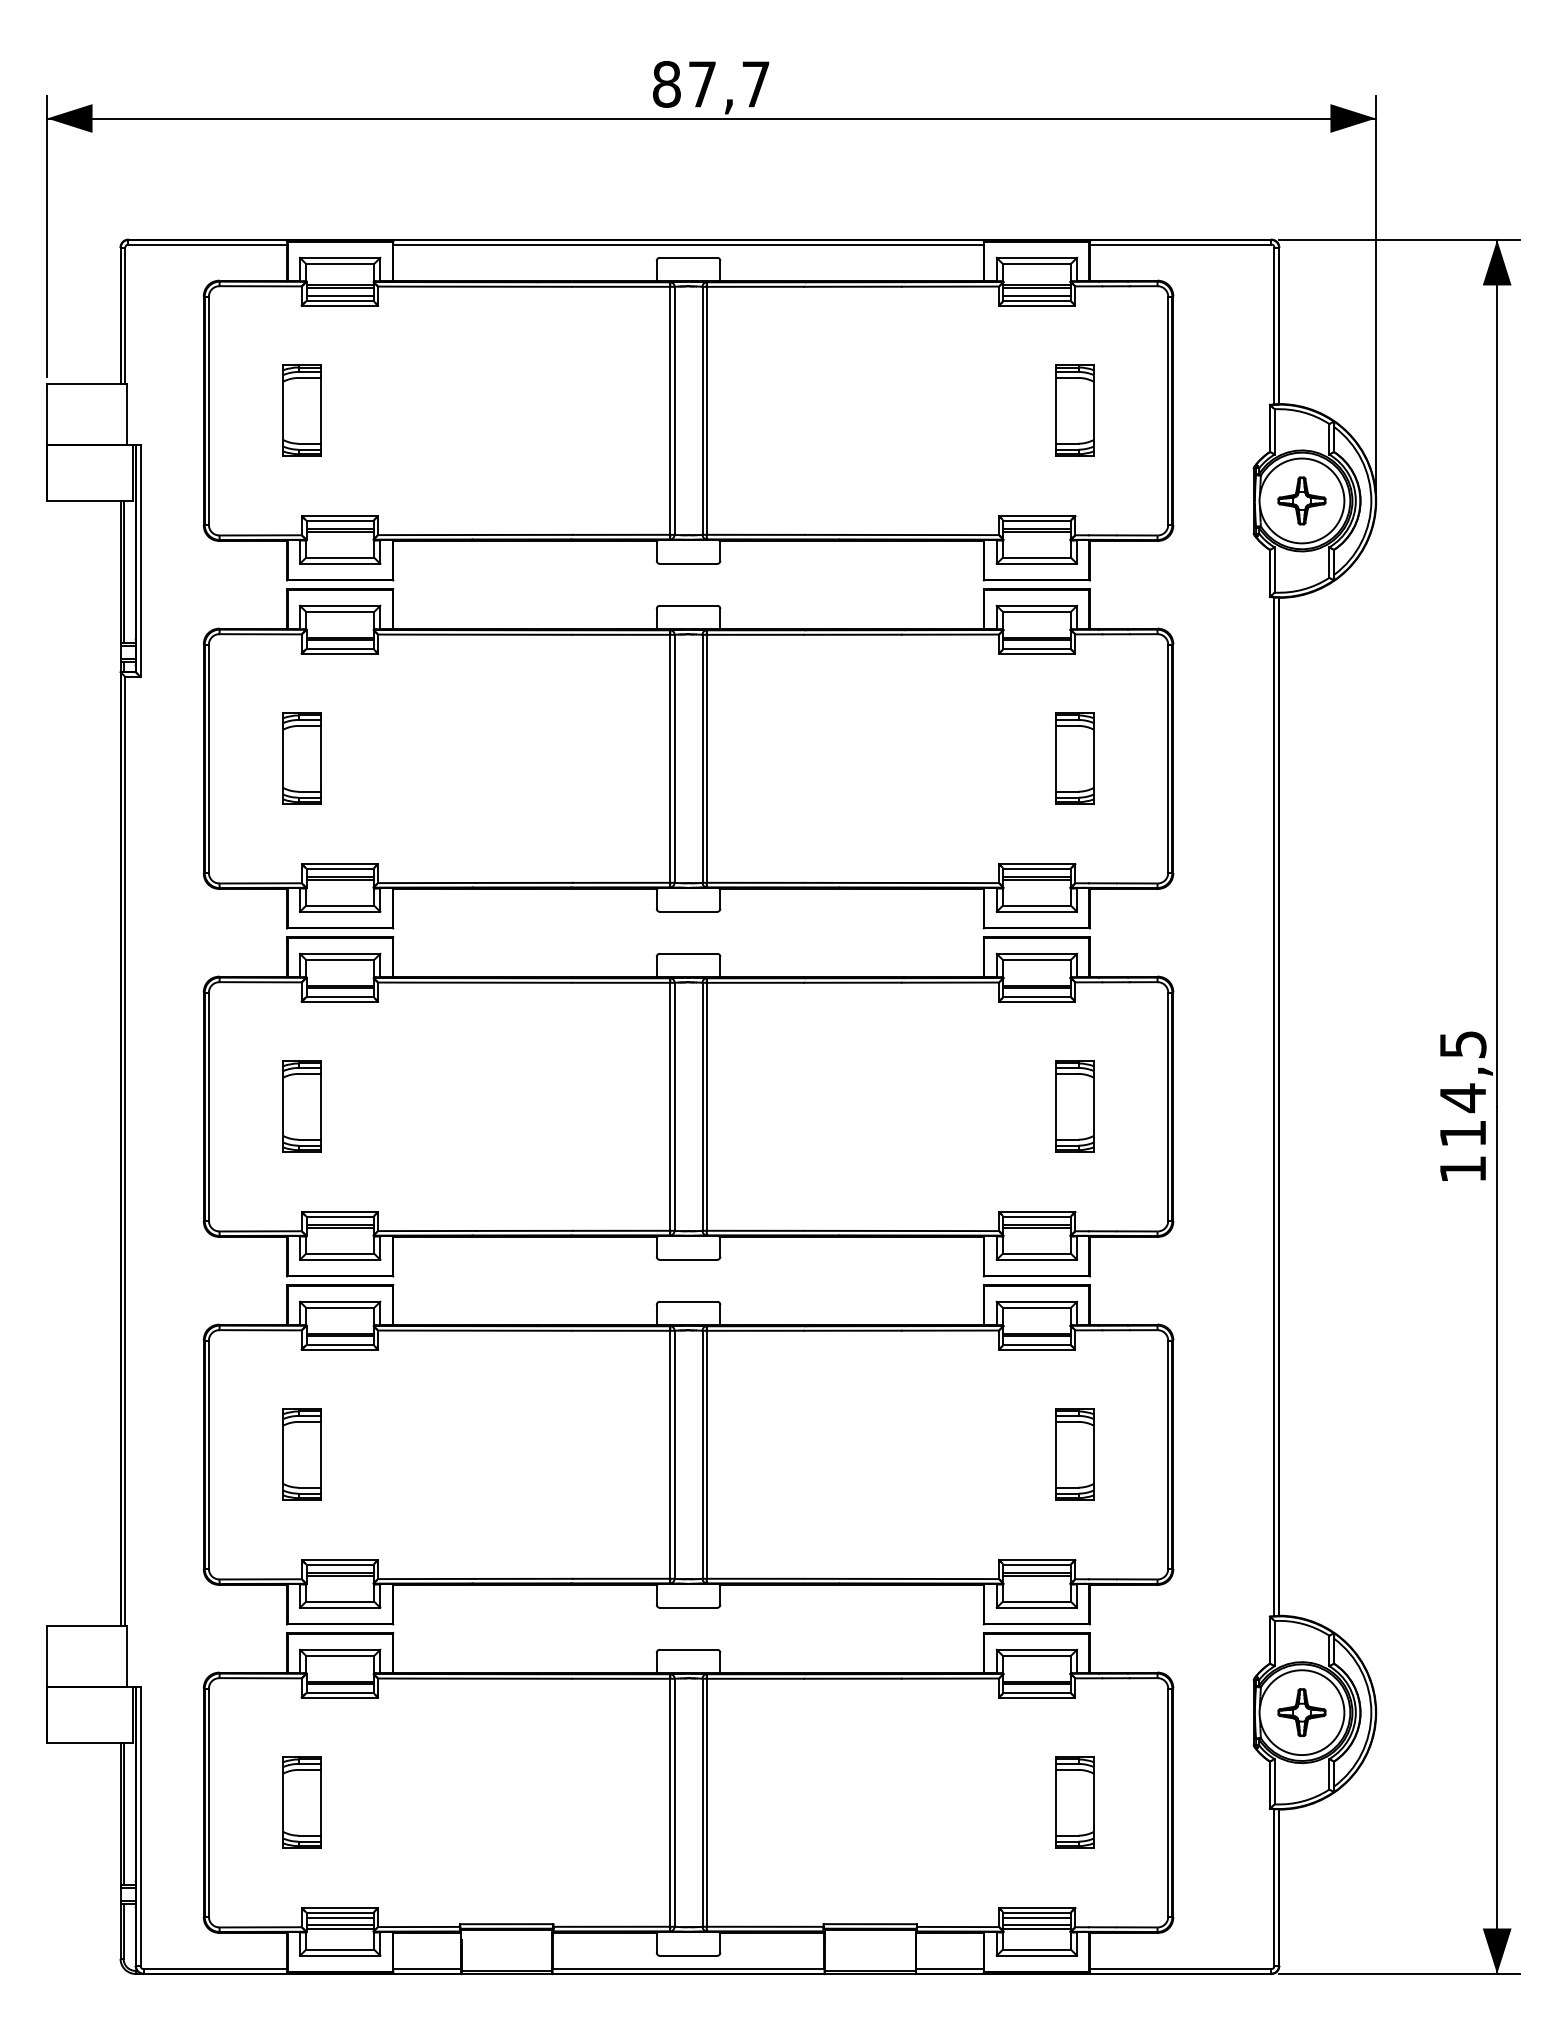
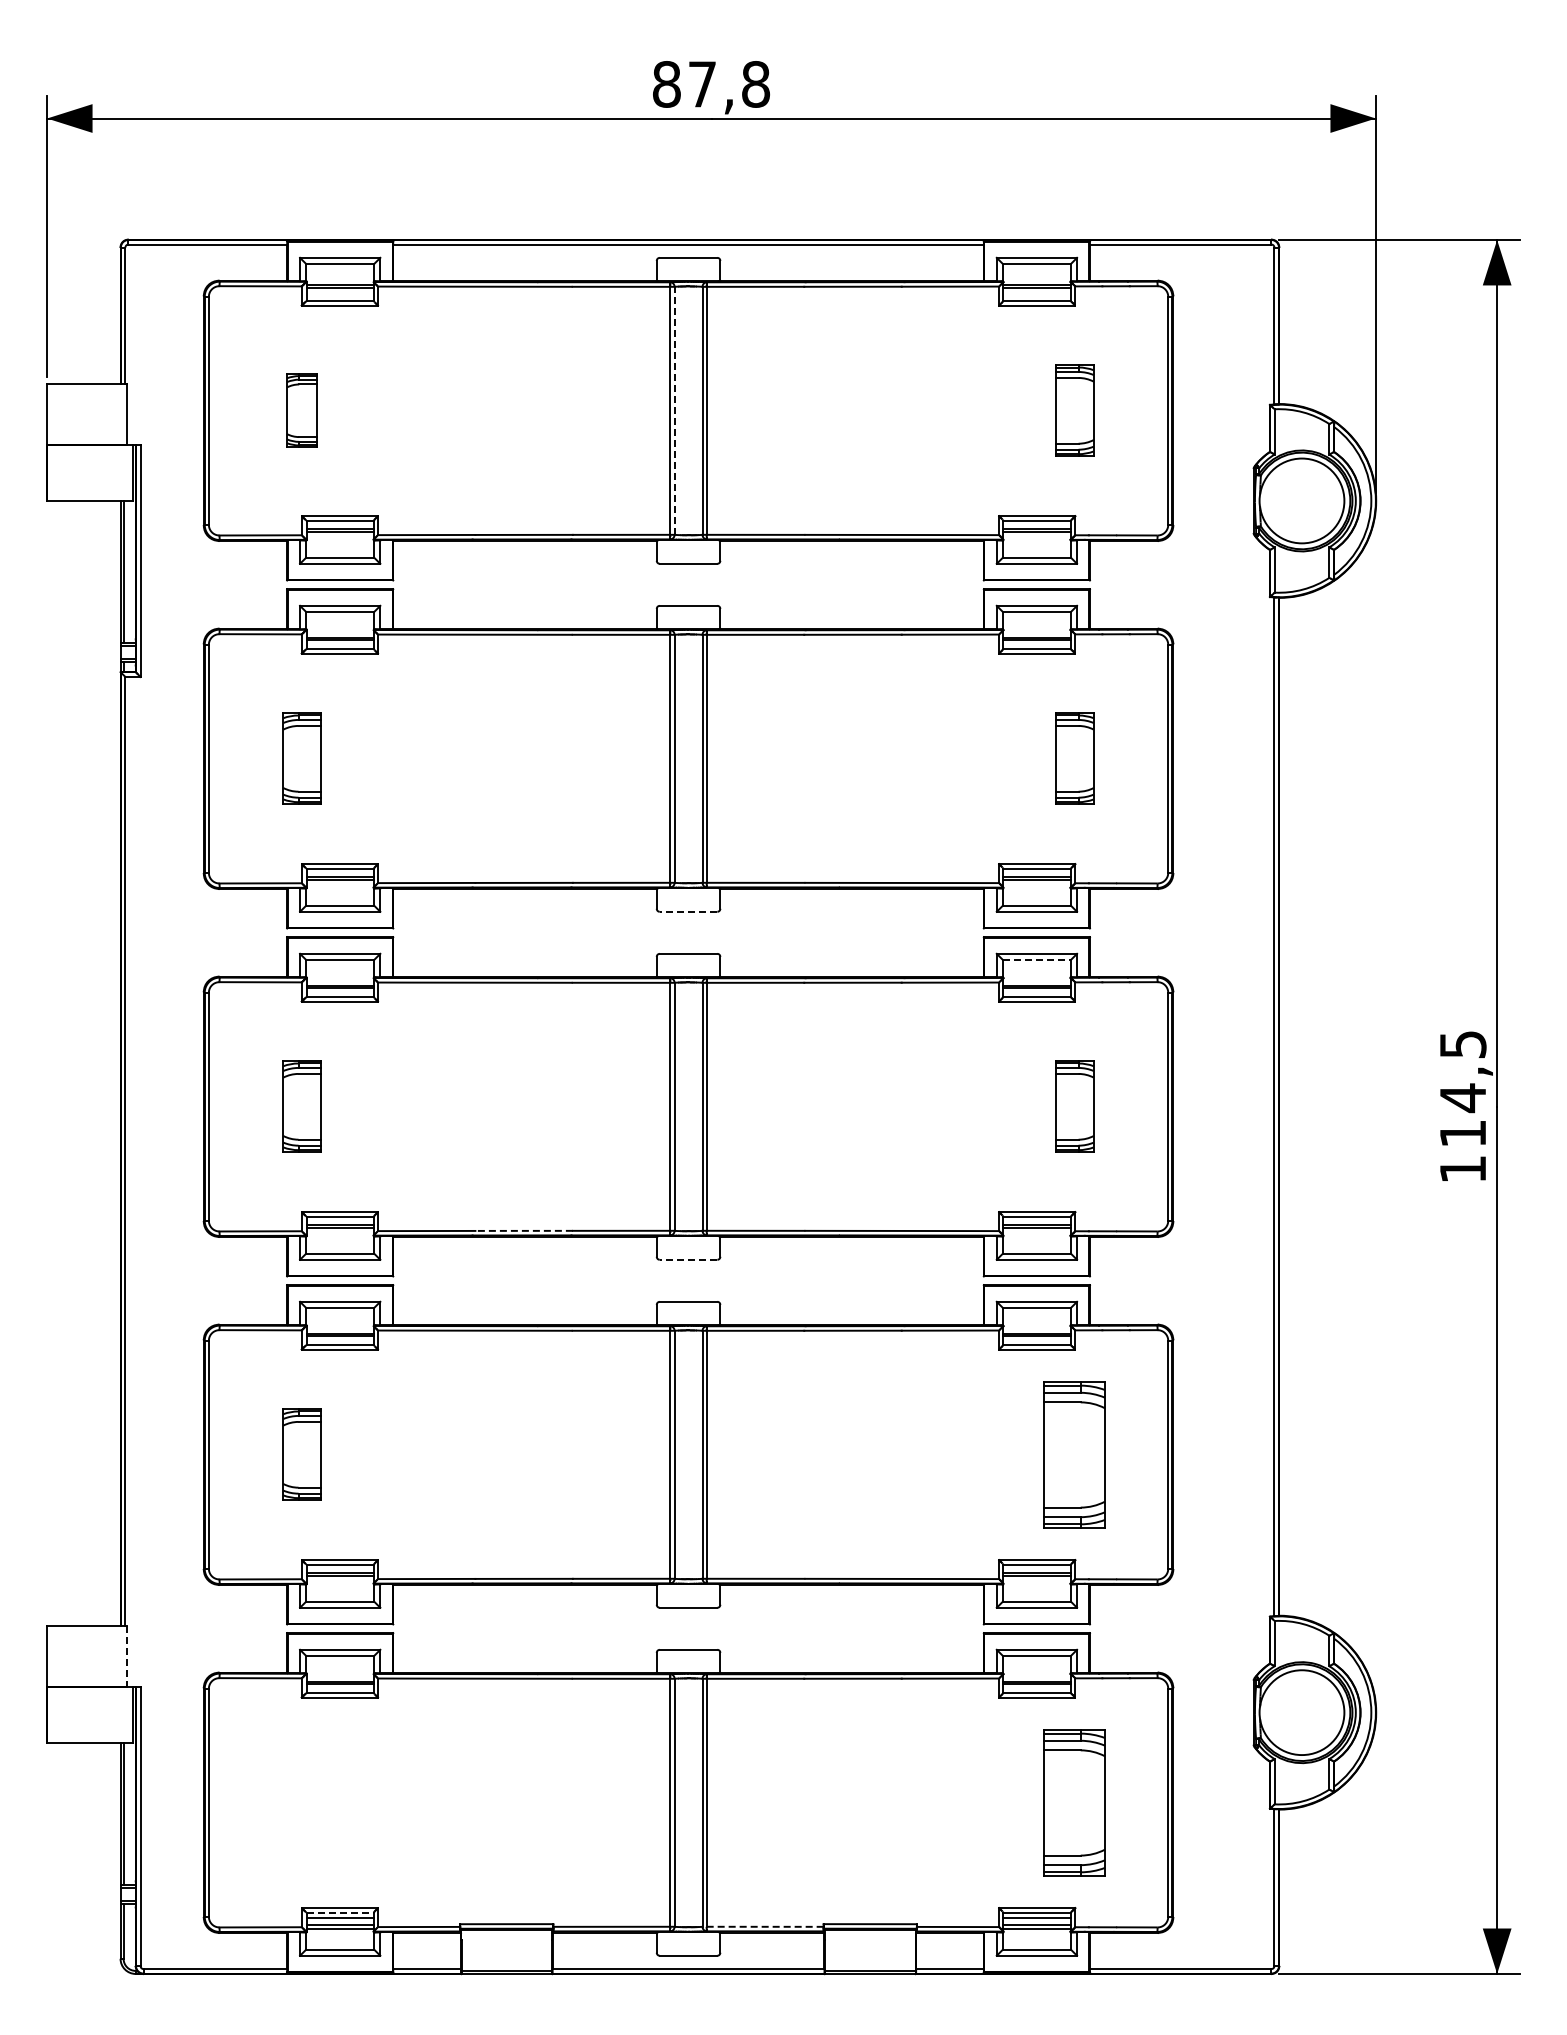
text: 87,7 -> 87,8 (756, 84)
line: present -> none (339, 295)
line: present -> none (1036, 295)
part size: 40x93 px -> 32x75 px (301, 410)
line: solid -> dashed (674, 410)
part: present -> none (1301, 500)
line: solid -> dashed (688, 911)
line: solid -> dashed (1037, 959)
line: solid -> dashed (524, 1230)
line: solid -> dashed (688, 1259)
part size: 40x93 px -> 63x148 px (1074, 1454)
line: solid -> dashed (126, 1657)
part: present -> none (1301, 1712)
part: present -> none (301, 1802)
part size: 40x93 px -> 63x148 px (1074, 1802)
line: solid -> dashed (340, 1912)
line: solid -> dashed (763, 1926)
